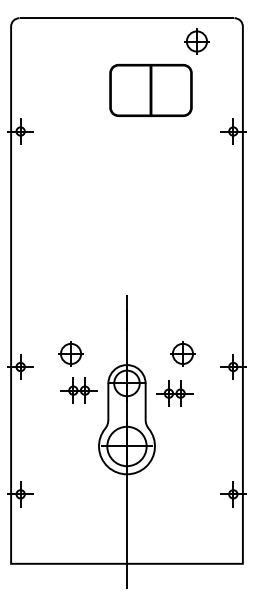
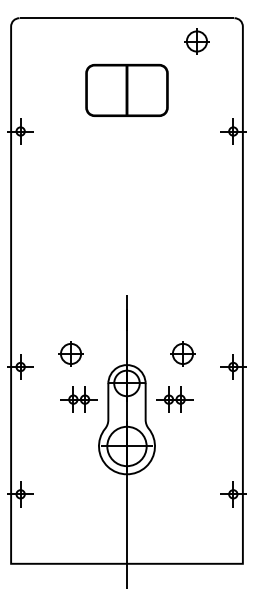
part position: (150, 89) -> (126, 89) (126, 89)
part position: (78, 390) -> (78, 399) (78, 399)
part position: (174, 393) -> (174, 399) (174, 399)
